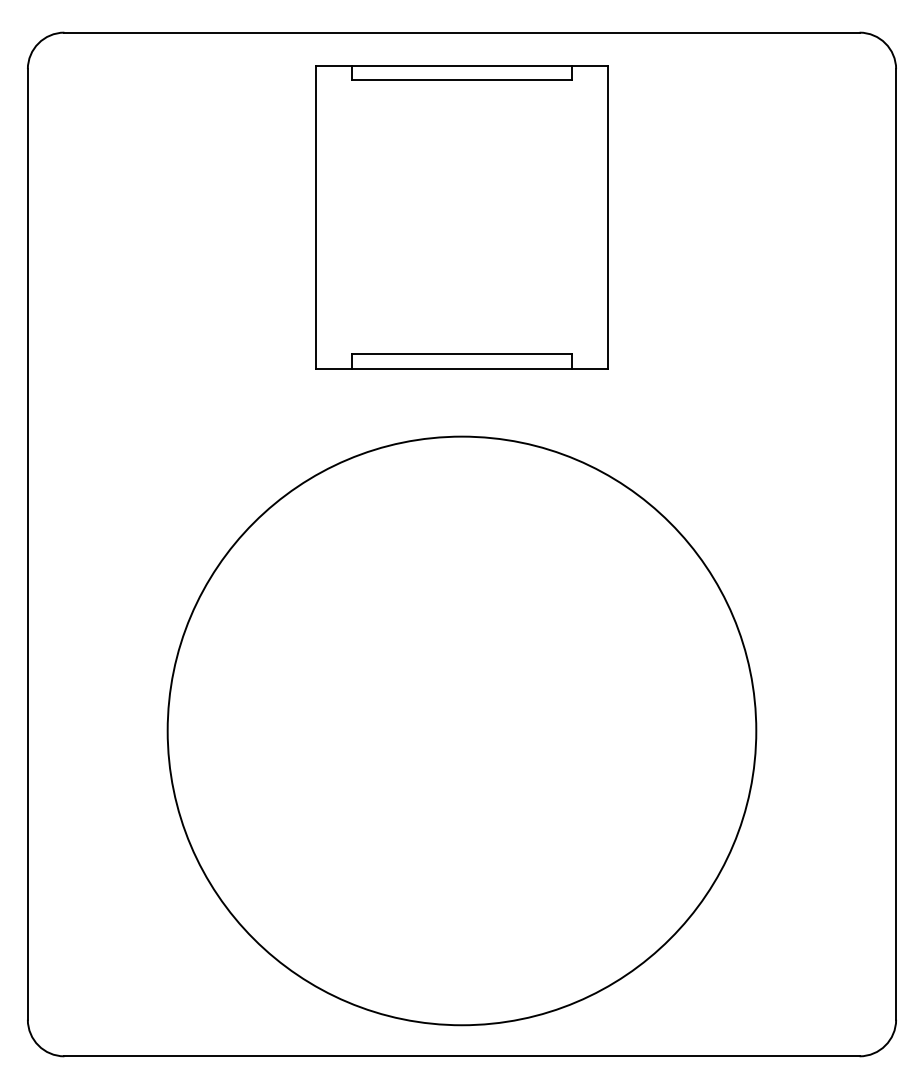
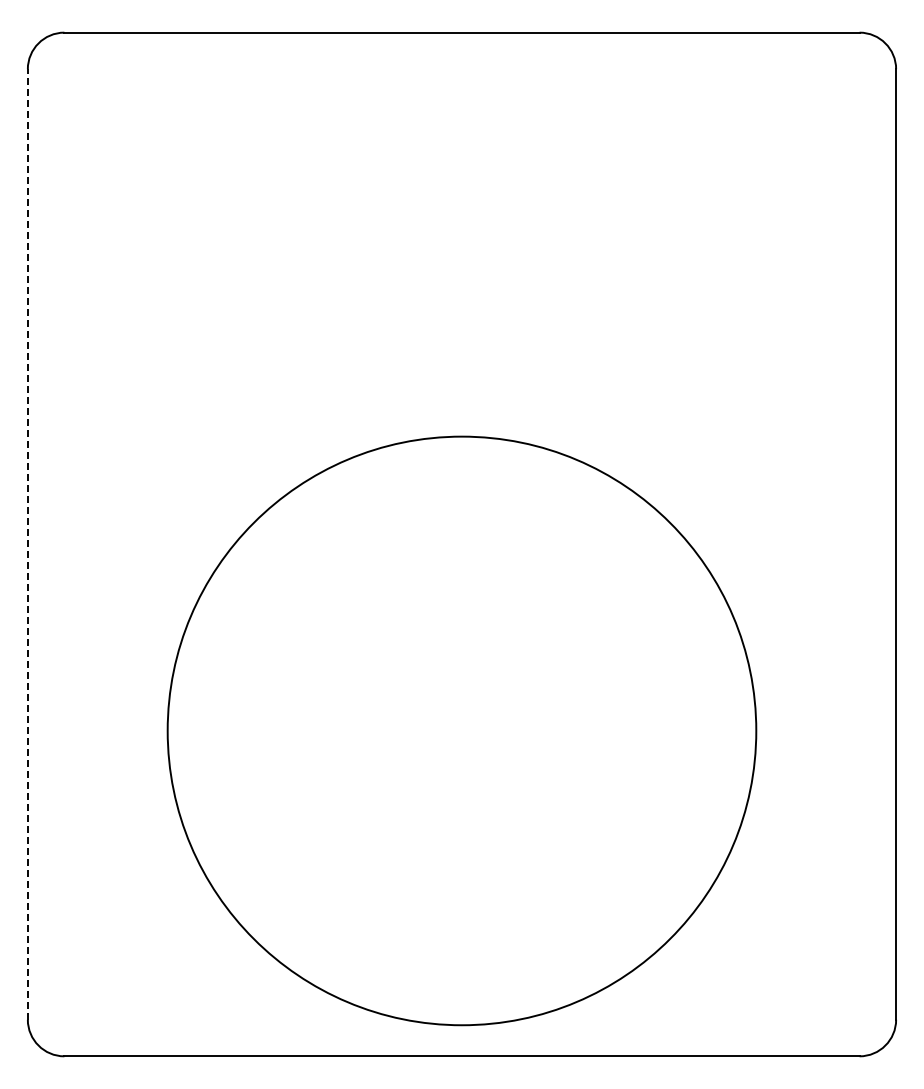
part: present -> none (461, 217)
line: solid -> dashed (27, 544)
